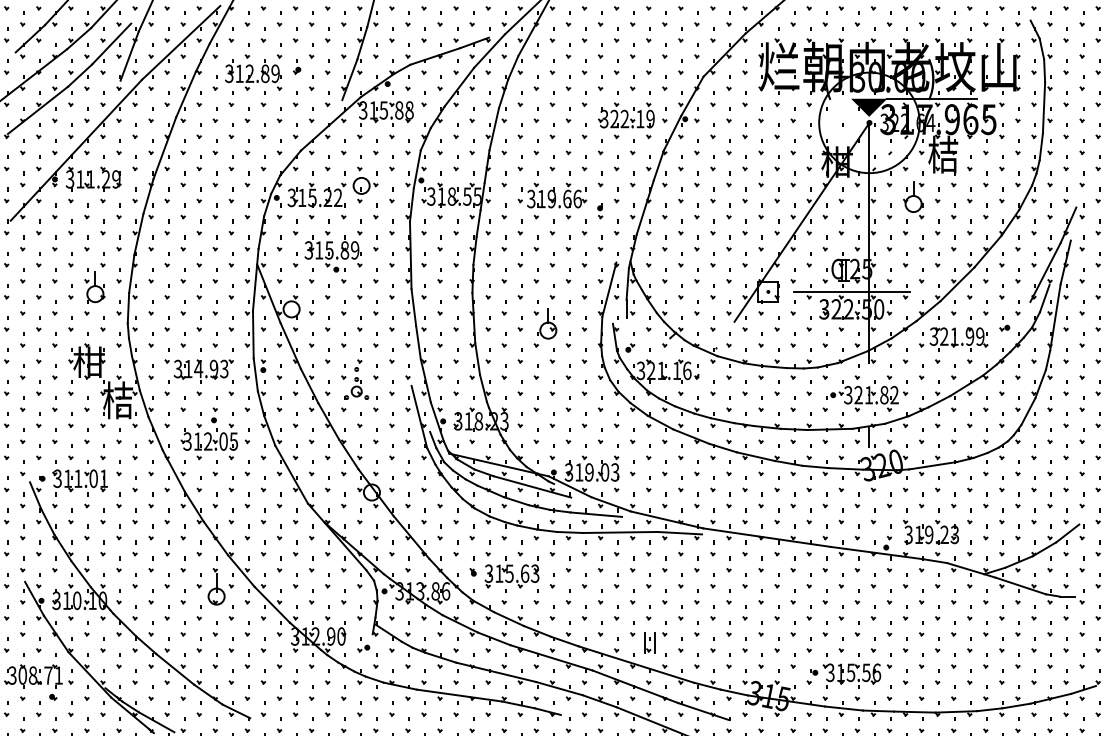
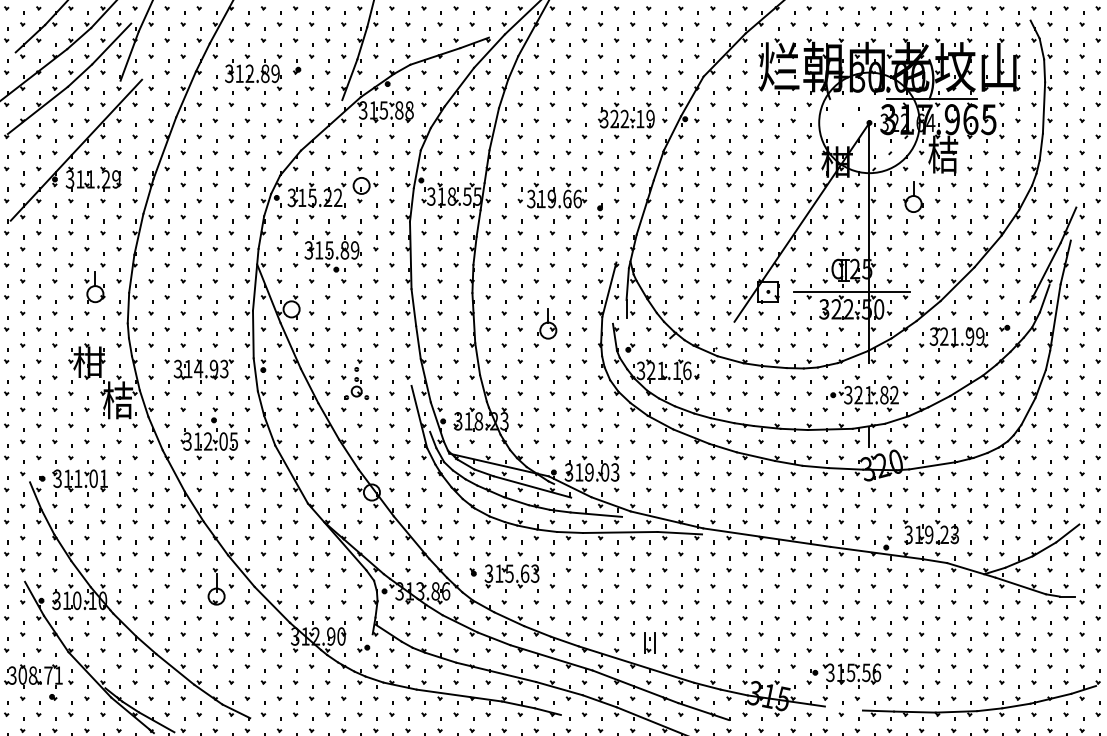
line: present -> none (181, 42)
fill: present -> none (869, 107)
line: present -> none (843, 708)
